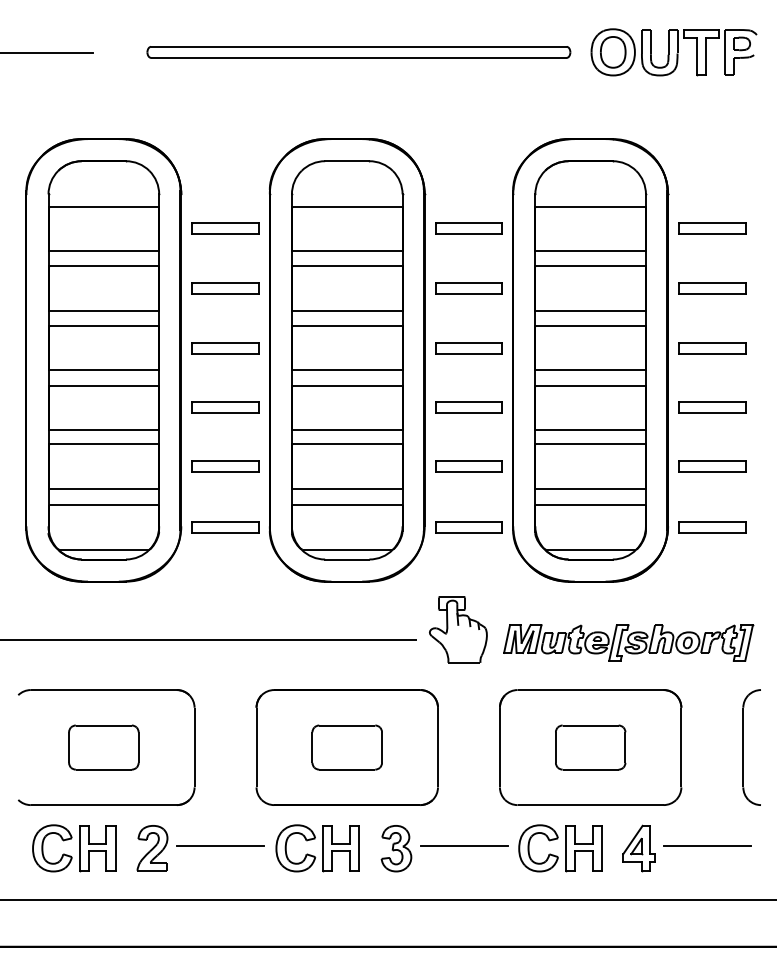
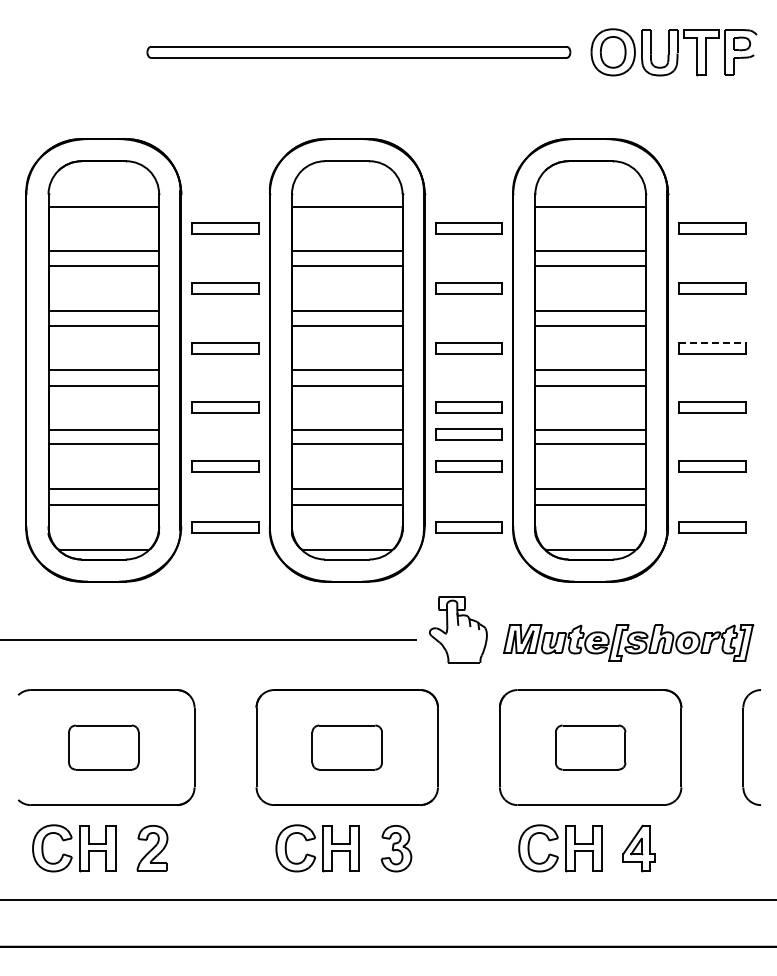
line: present -> none (47, 53)
line: solid -> dashed (712, 342)
part: none -> present (468, 434)
line: present -> none (220, 846)
line: present -> none (463, 846)
line: present -> none (707, 846)
